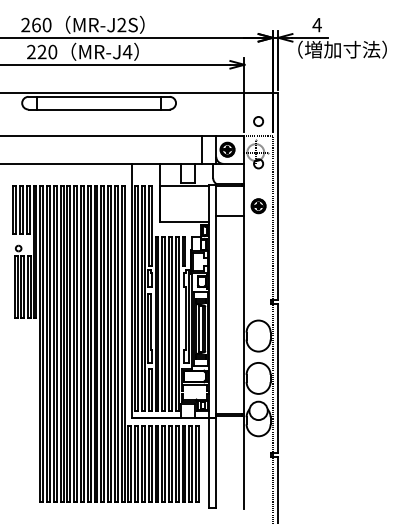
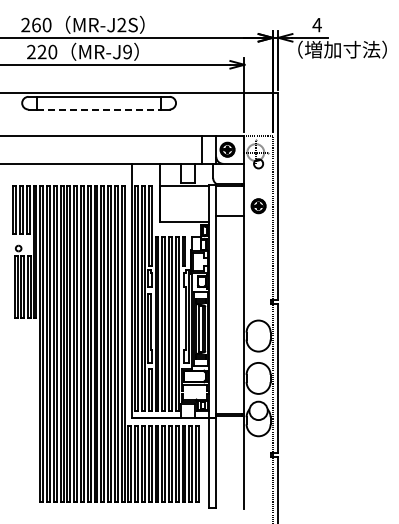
text: MR-J4 -> MR-J9 (127, 51)
line: solid -> dashed (99, 109)
circle: present -> none (258, 121)
